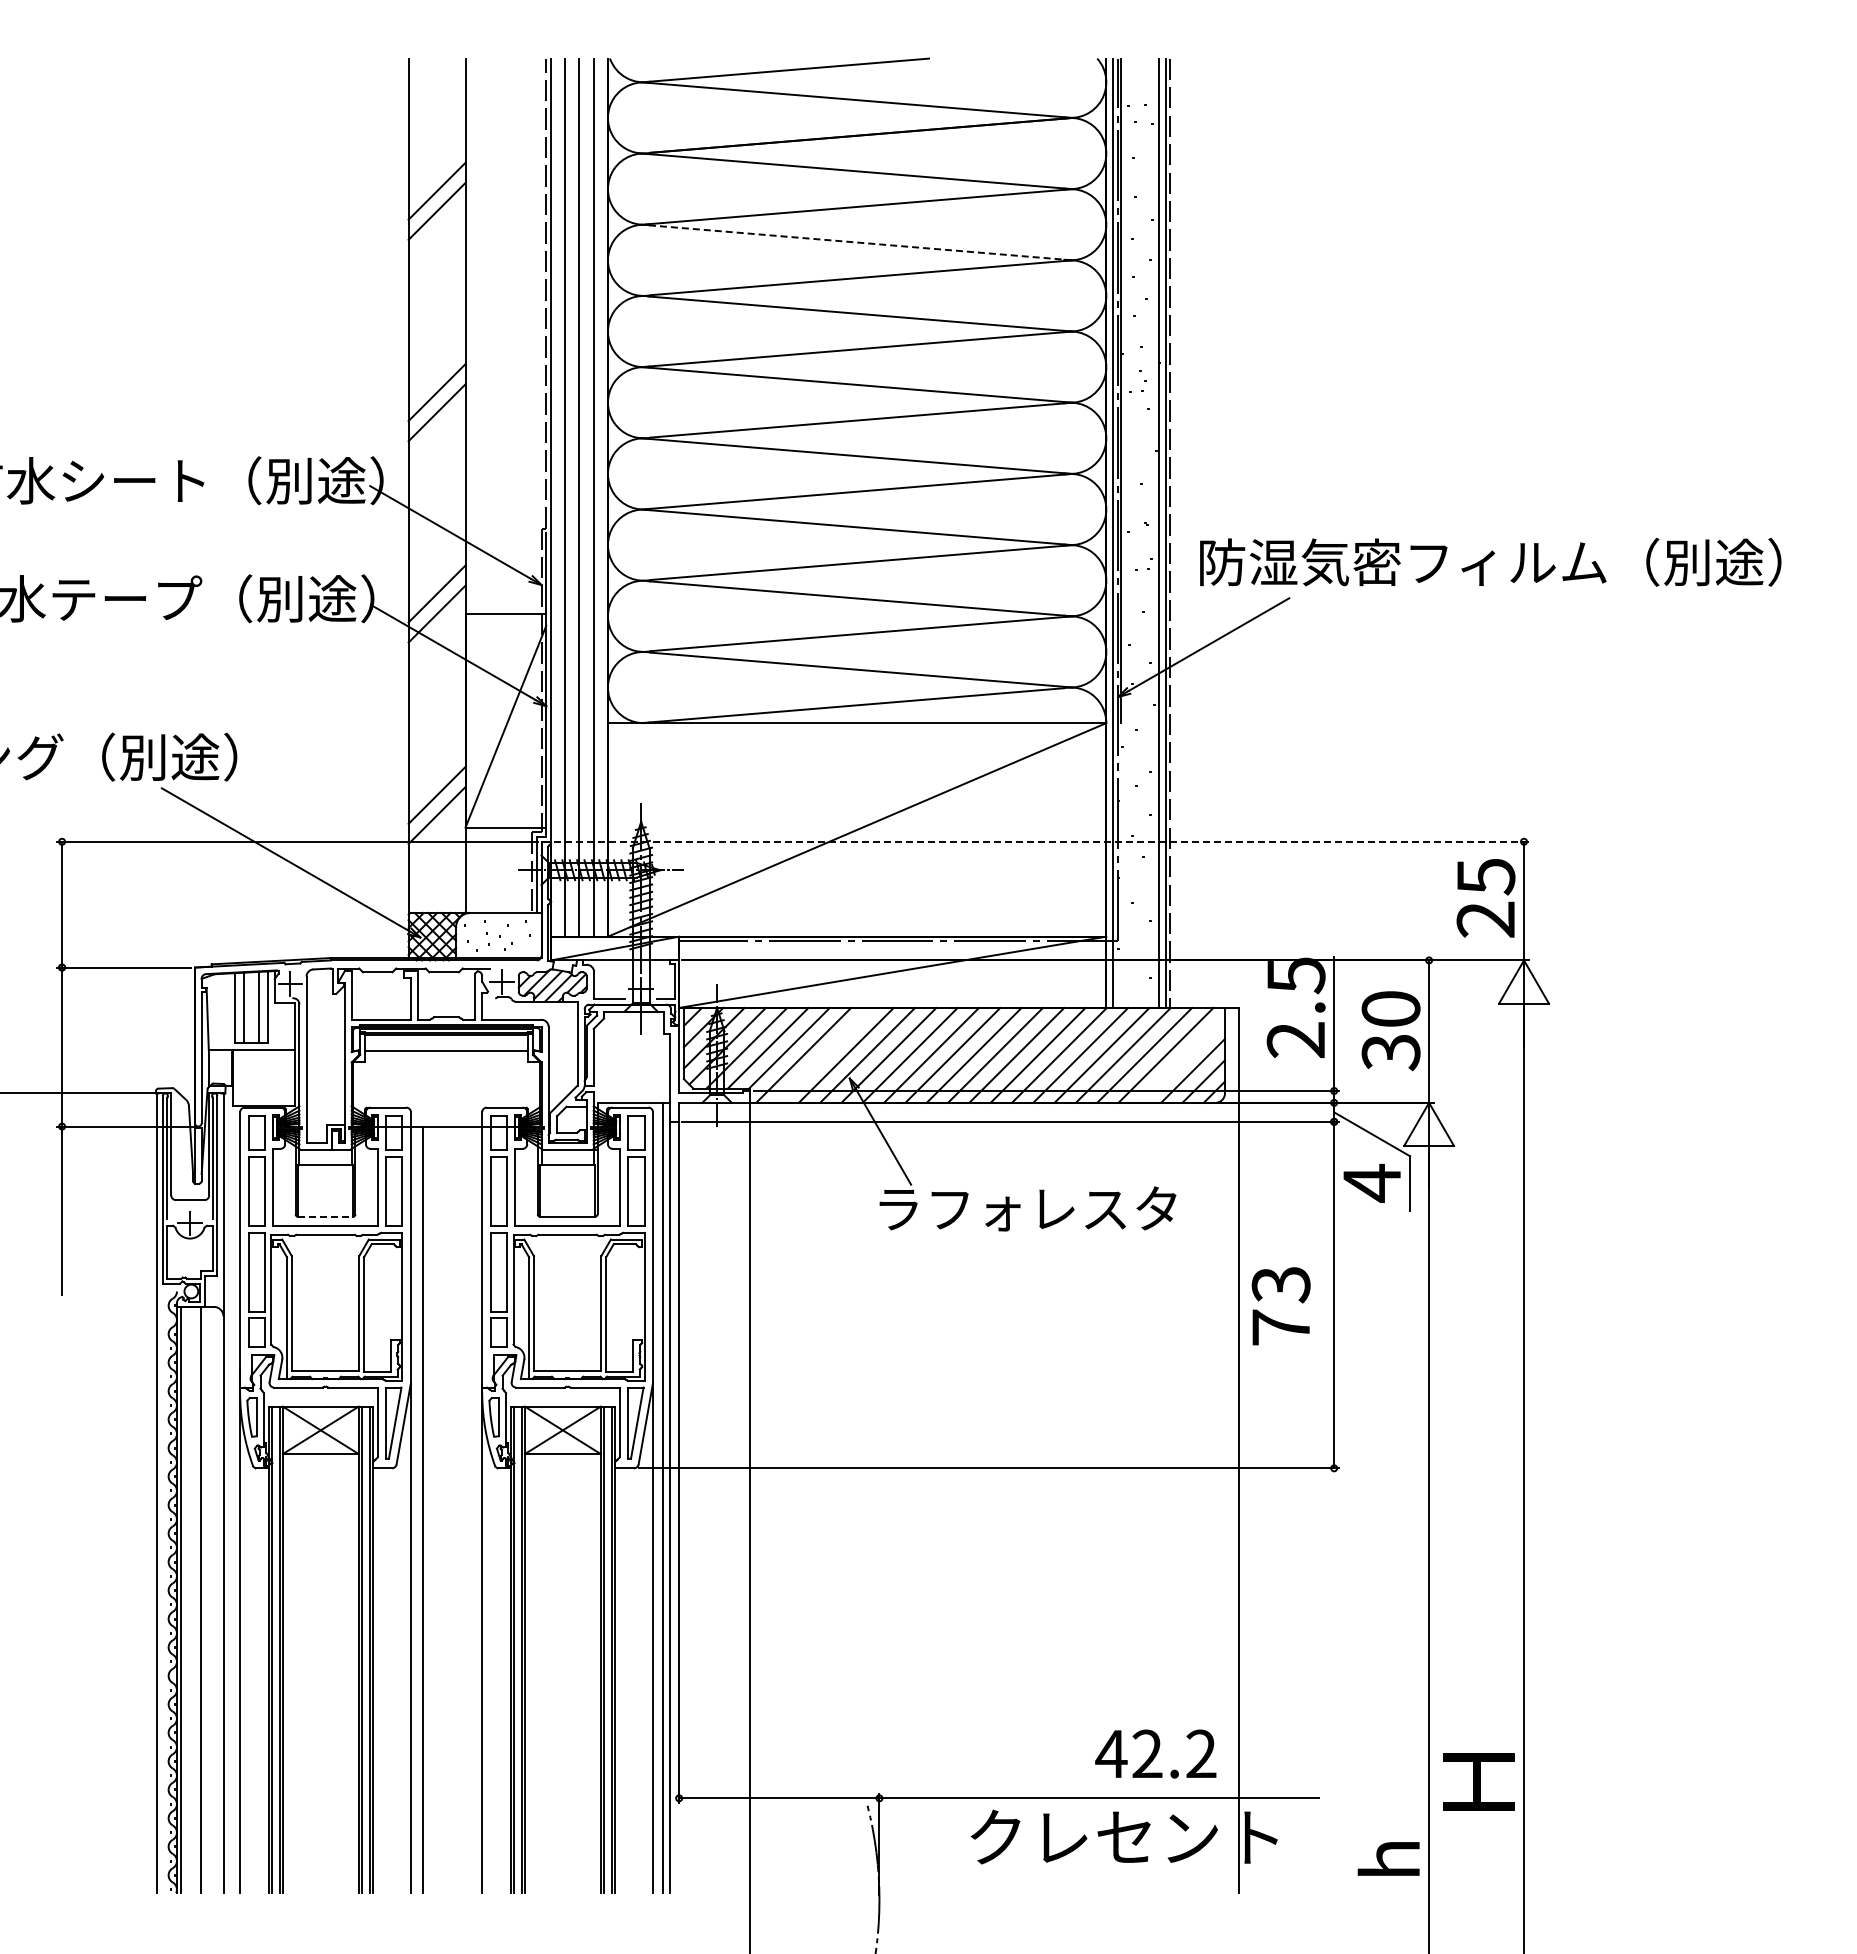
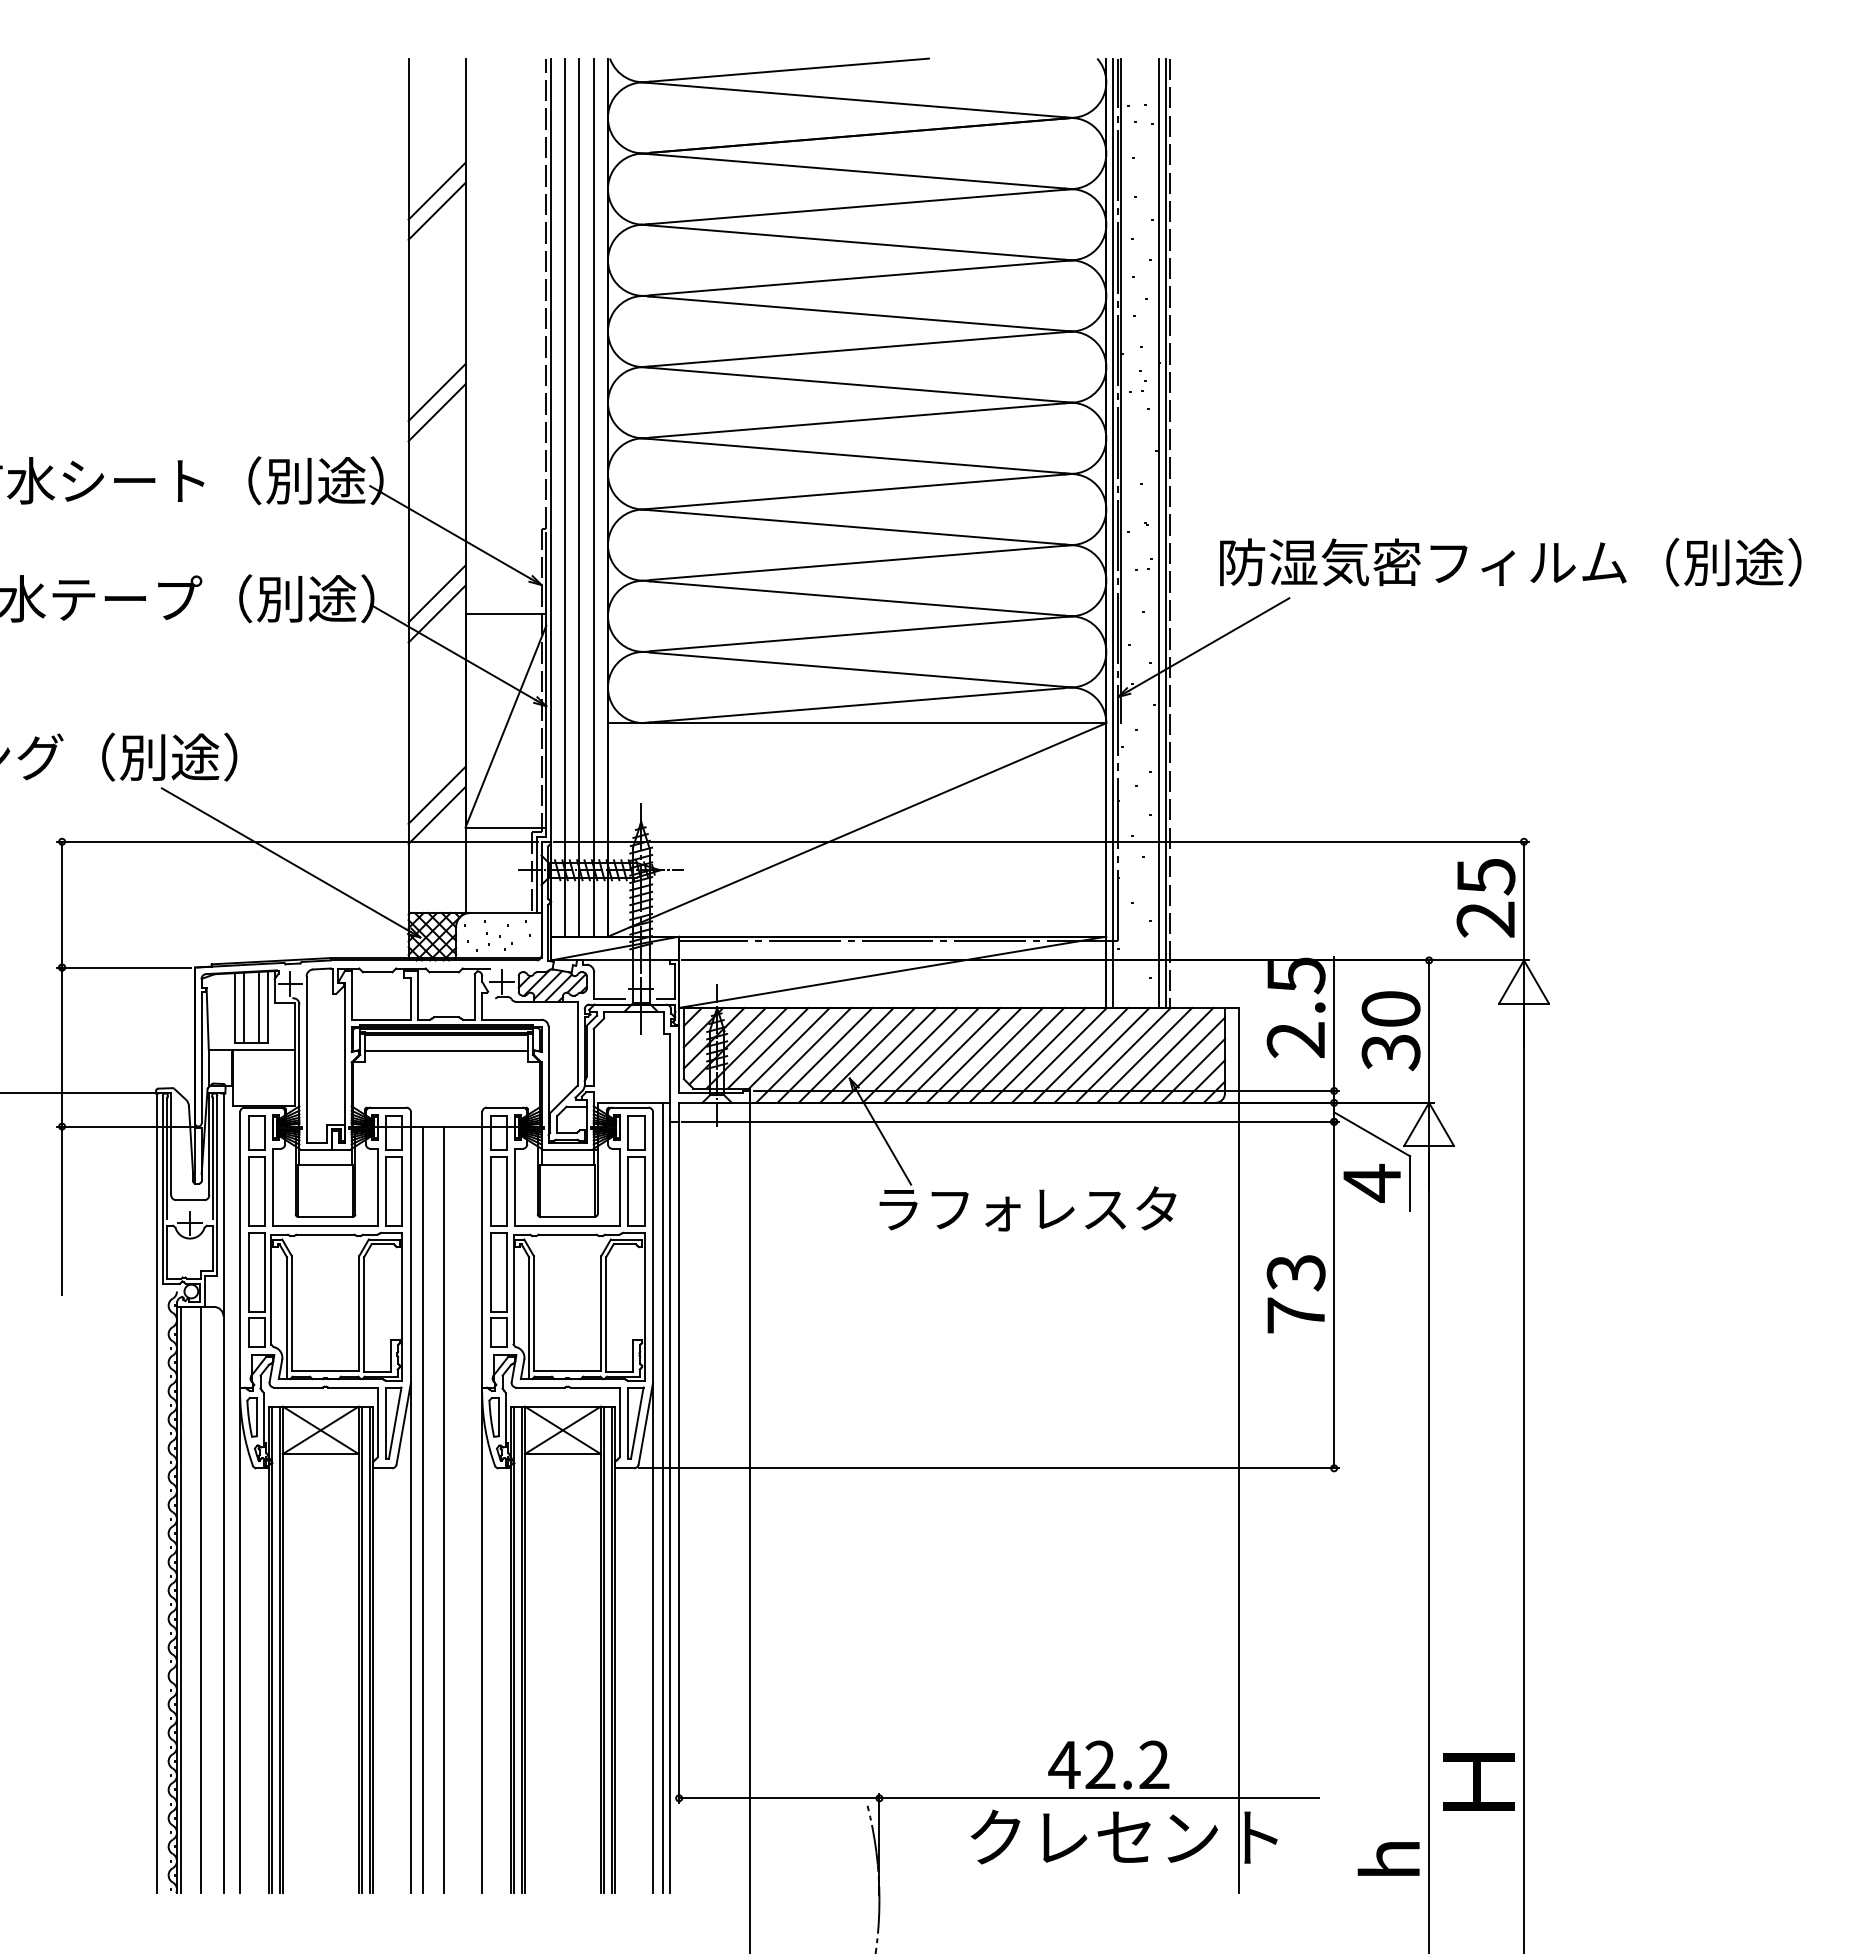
line: dashed -> solid (856, 242)
text position: (1490, 561) -> (1510, 561) (1510, 561)
line: dashed -> solid (1042, 841)
line: none -> present (824, 1054)
line: none -> present (1182, 1059)
line: dashed -> solid (325, 1216)
text position: (1280, 1306) -> (1295, 1294) (1295, 1294)
line: none -> present (444, 1509)
text position: (1155, 1753) -> (1108, 1764) (1108, 1764)
